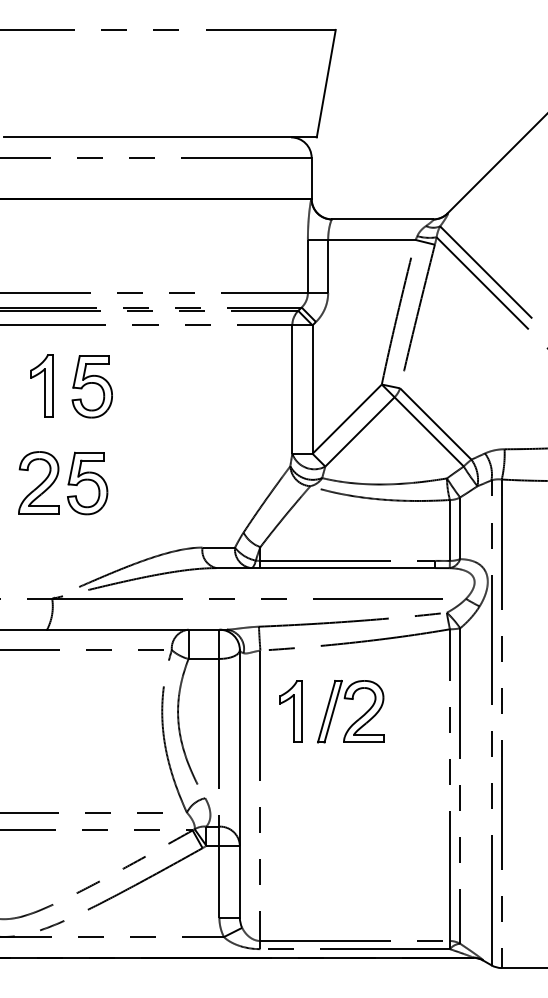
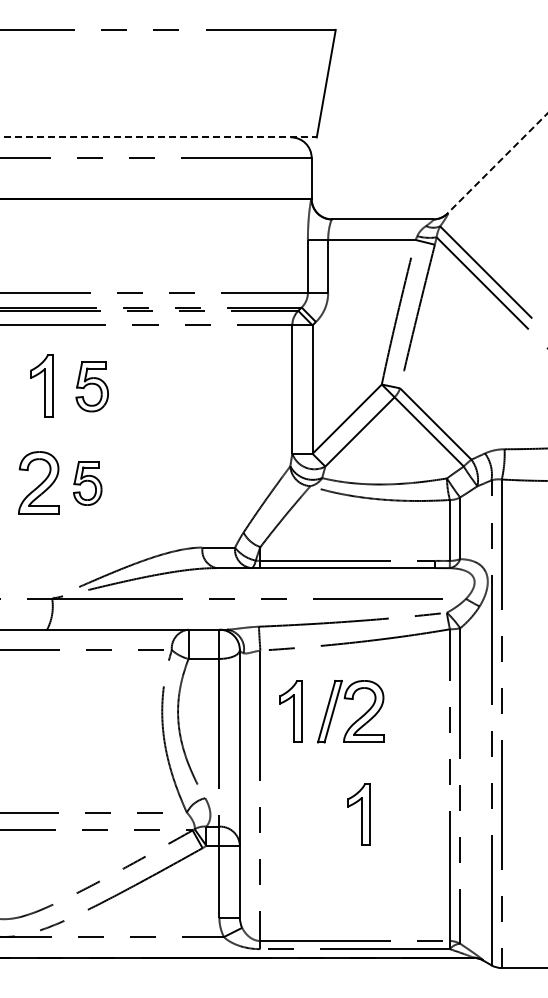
line: solid -> dashed (160, 137)
line: solid -> dashed (497, 163)
part size: 42x64 px -> 34x52 px (91, 386)
part size: 42x65 px -> 30x45 px (87, 483)
part: none -> present (358, 814)
